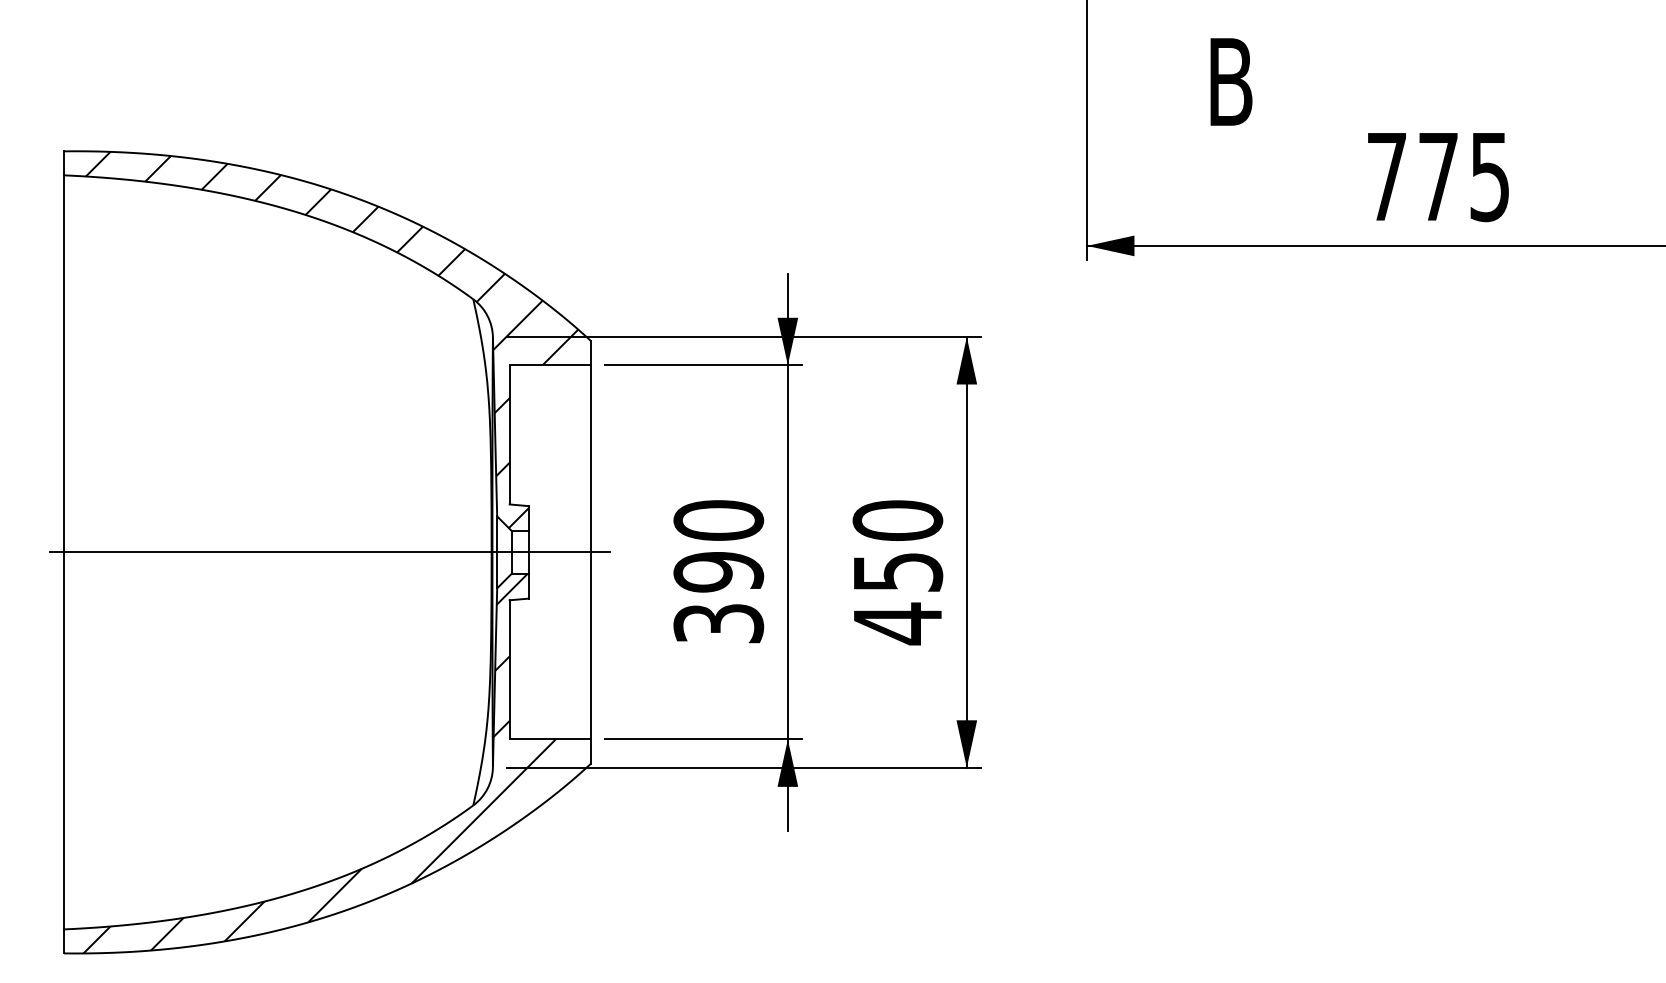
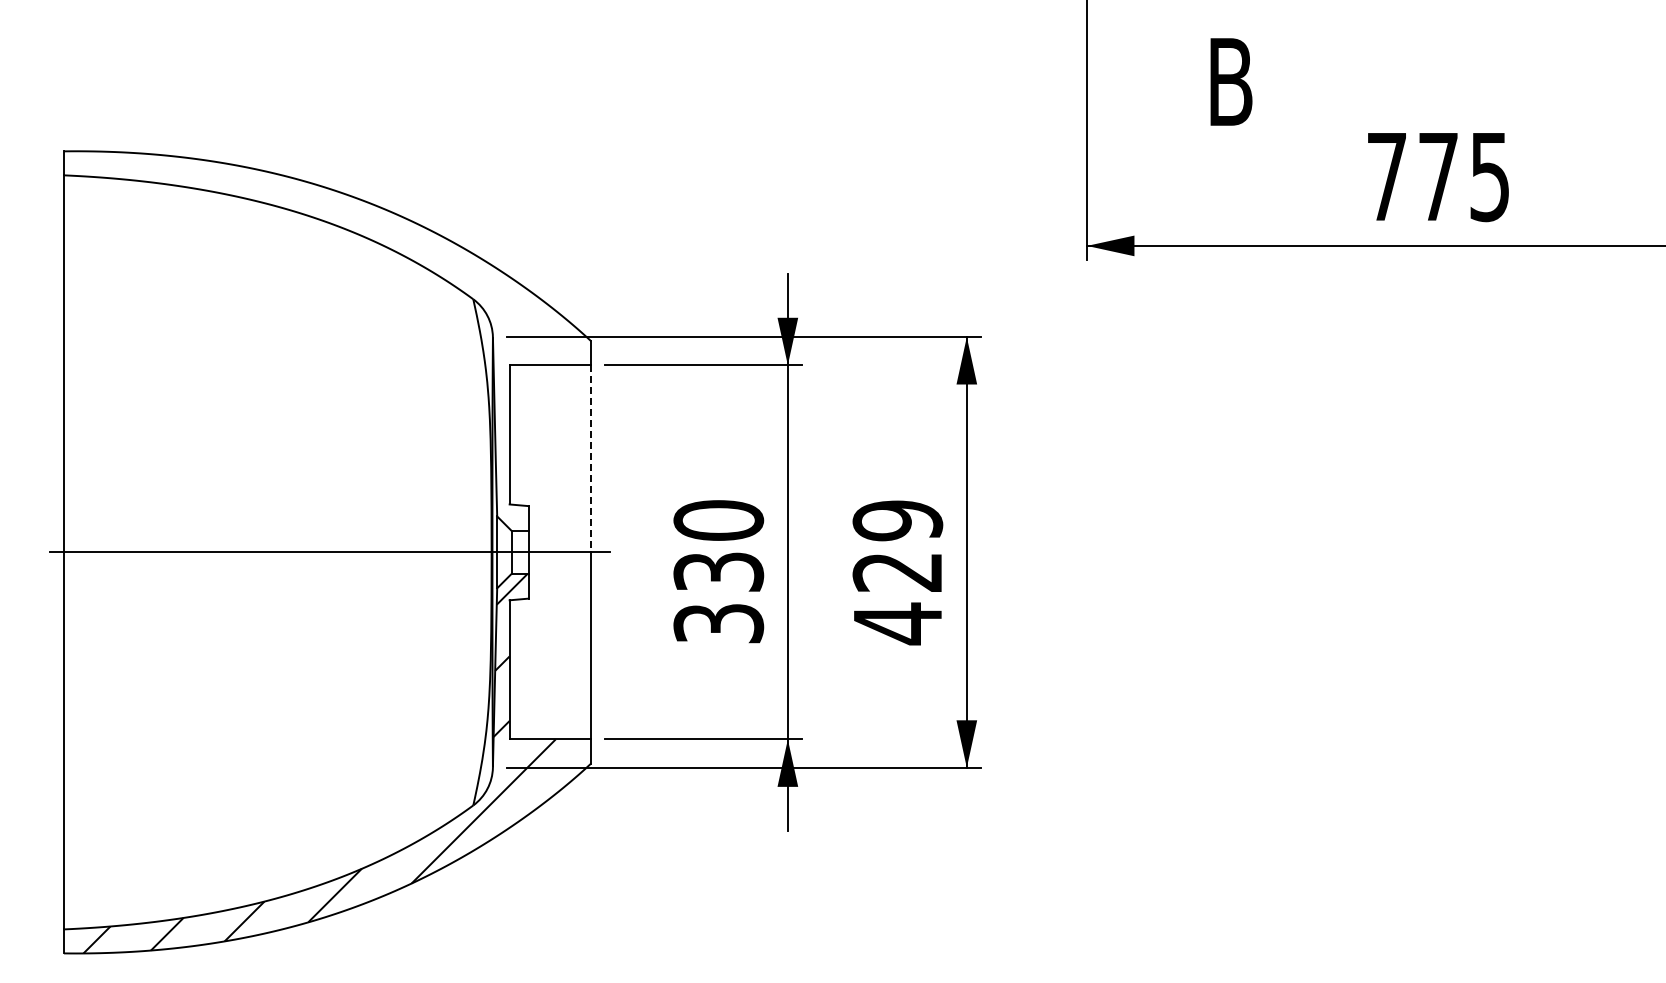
hatch: present -> none (331, 339)
line: solid -> dashed (591, 458)
text: 450 -> 429 (897, 545)
text: 390 -> 330 (718, 572)
